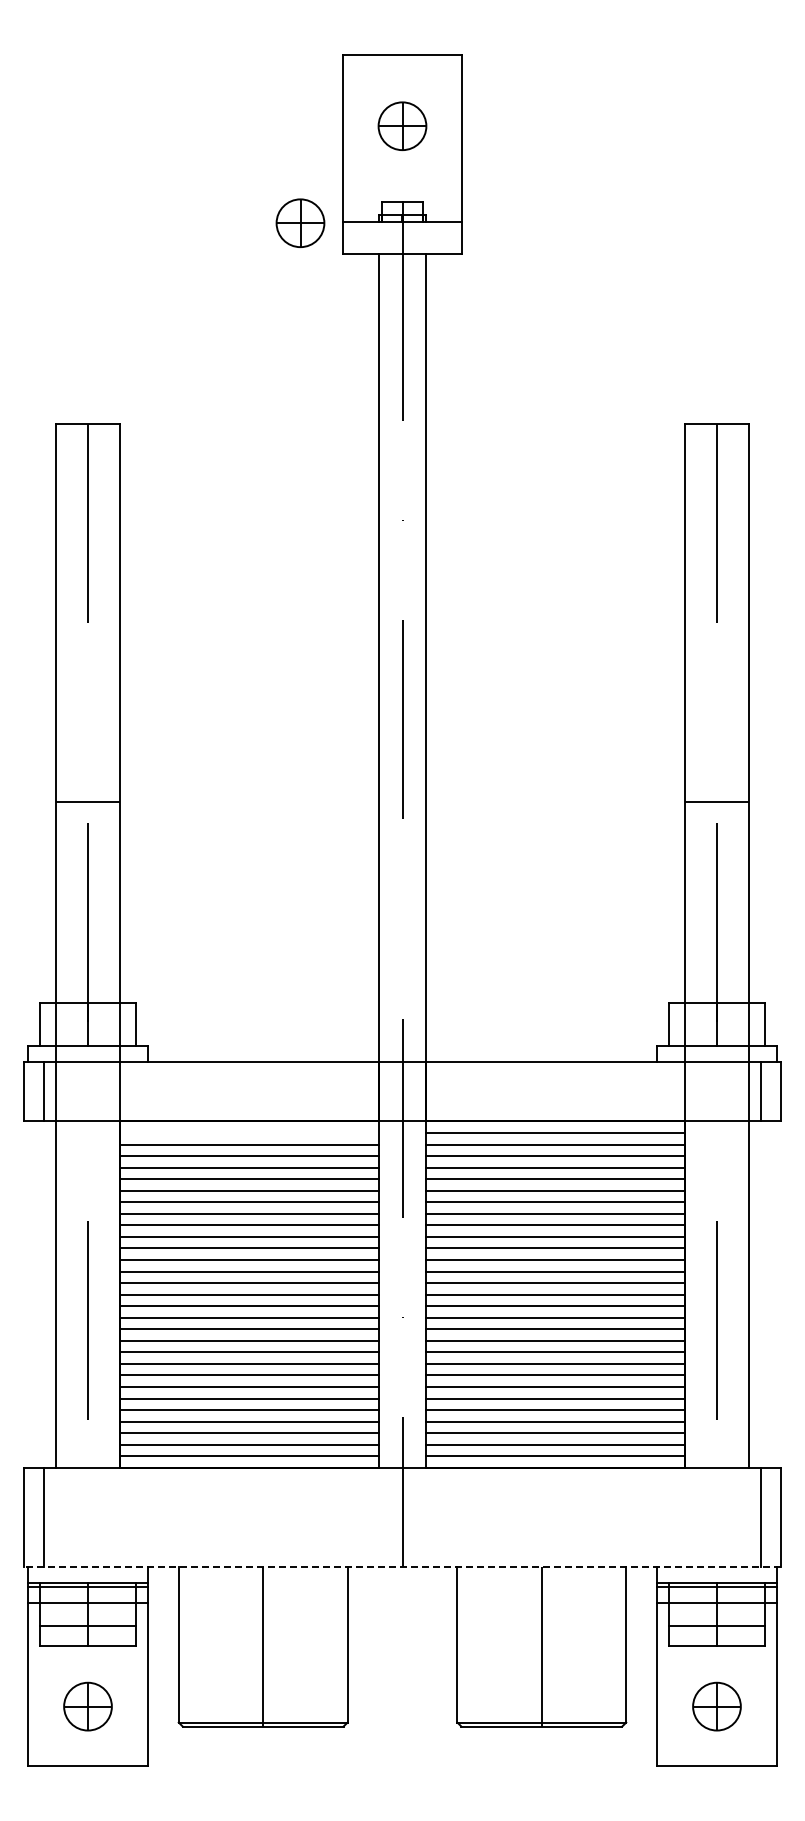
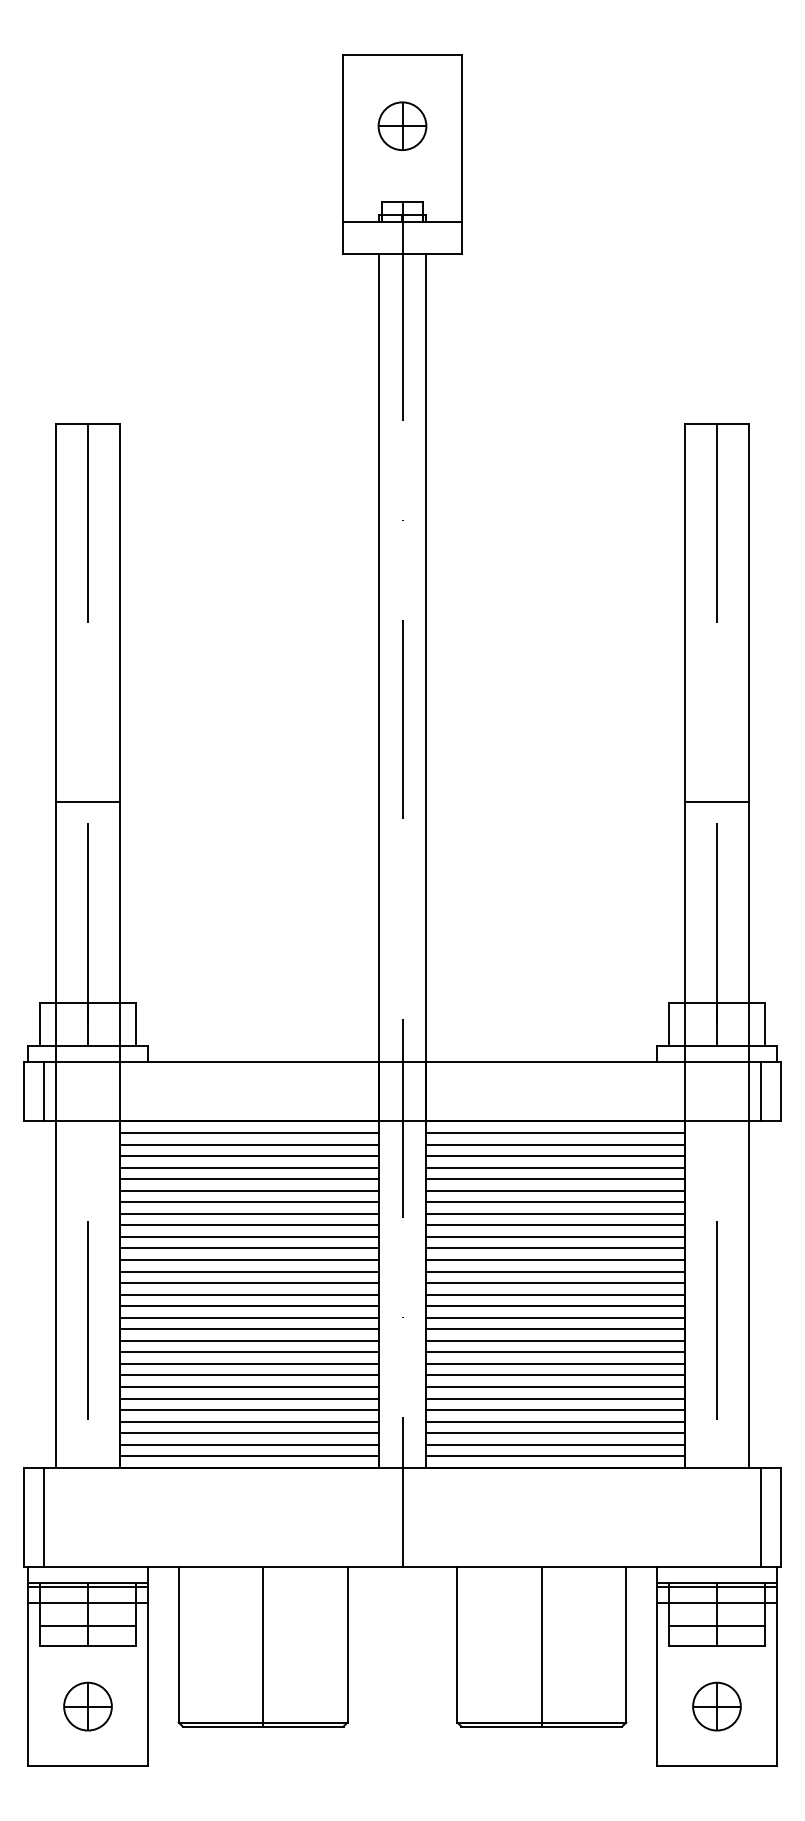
part: present -> none (300, 222)
line: none -> present (248, 1133)
line: dashed -> solid (402, 1567)
